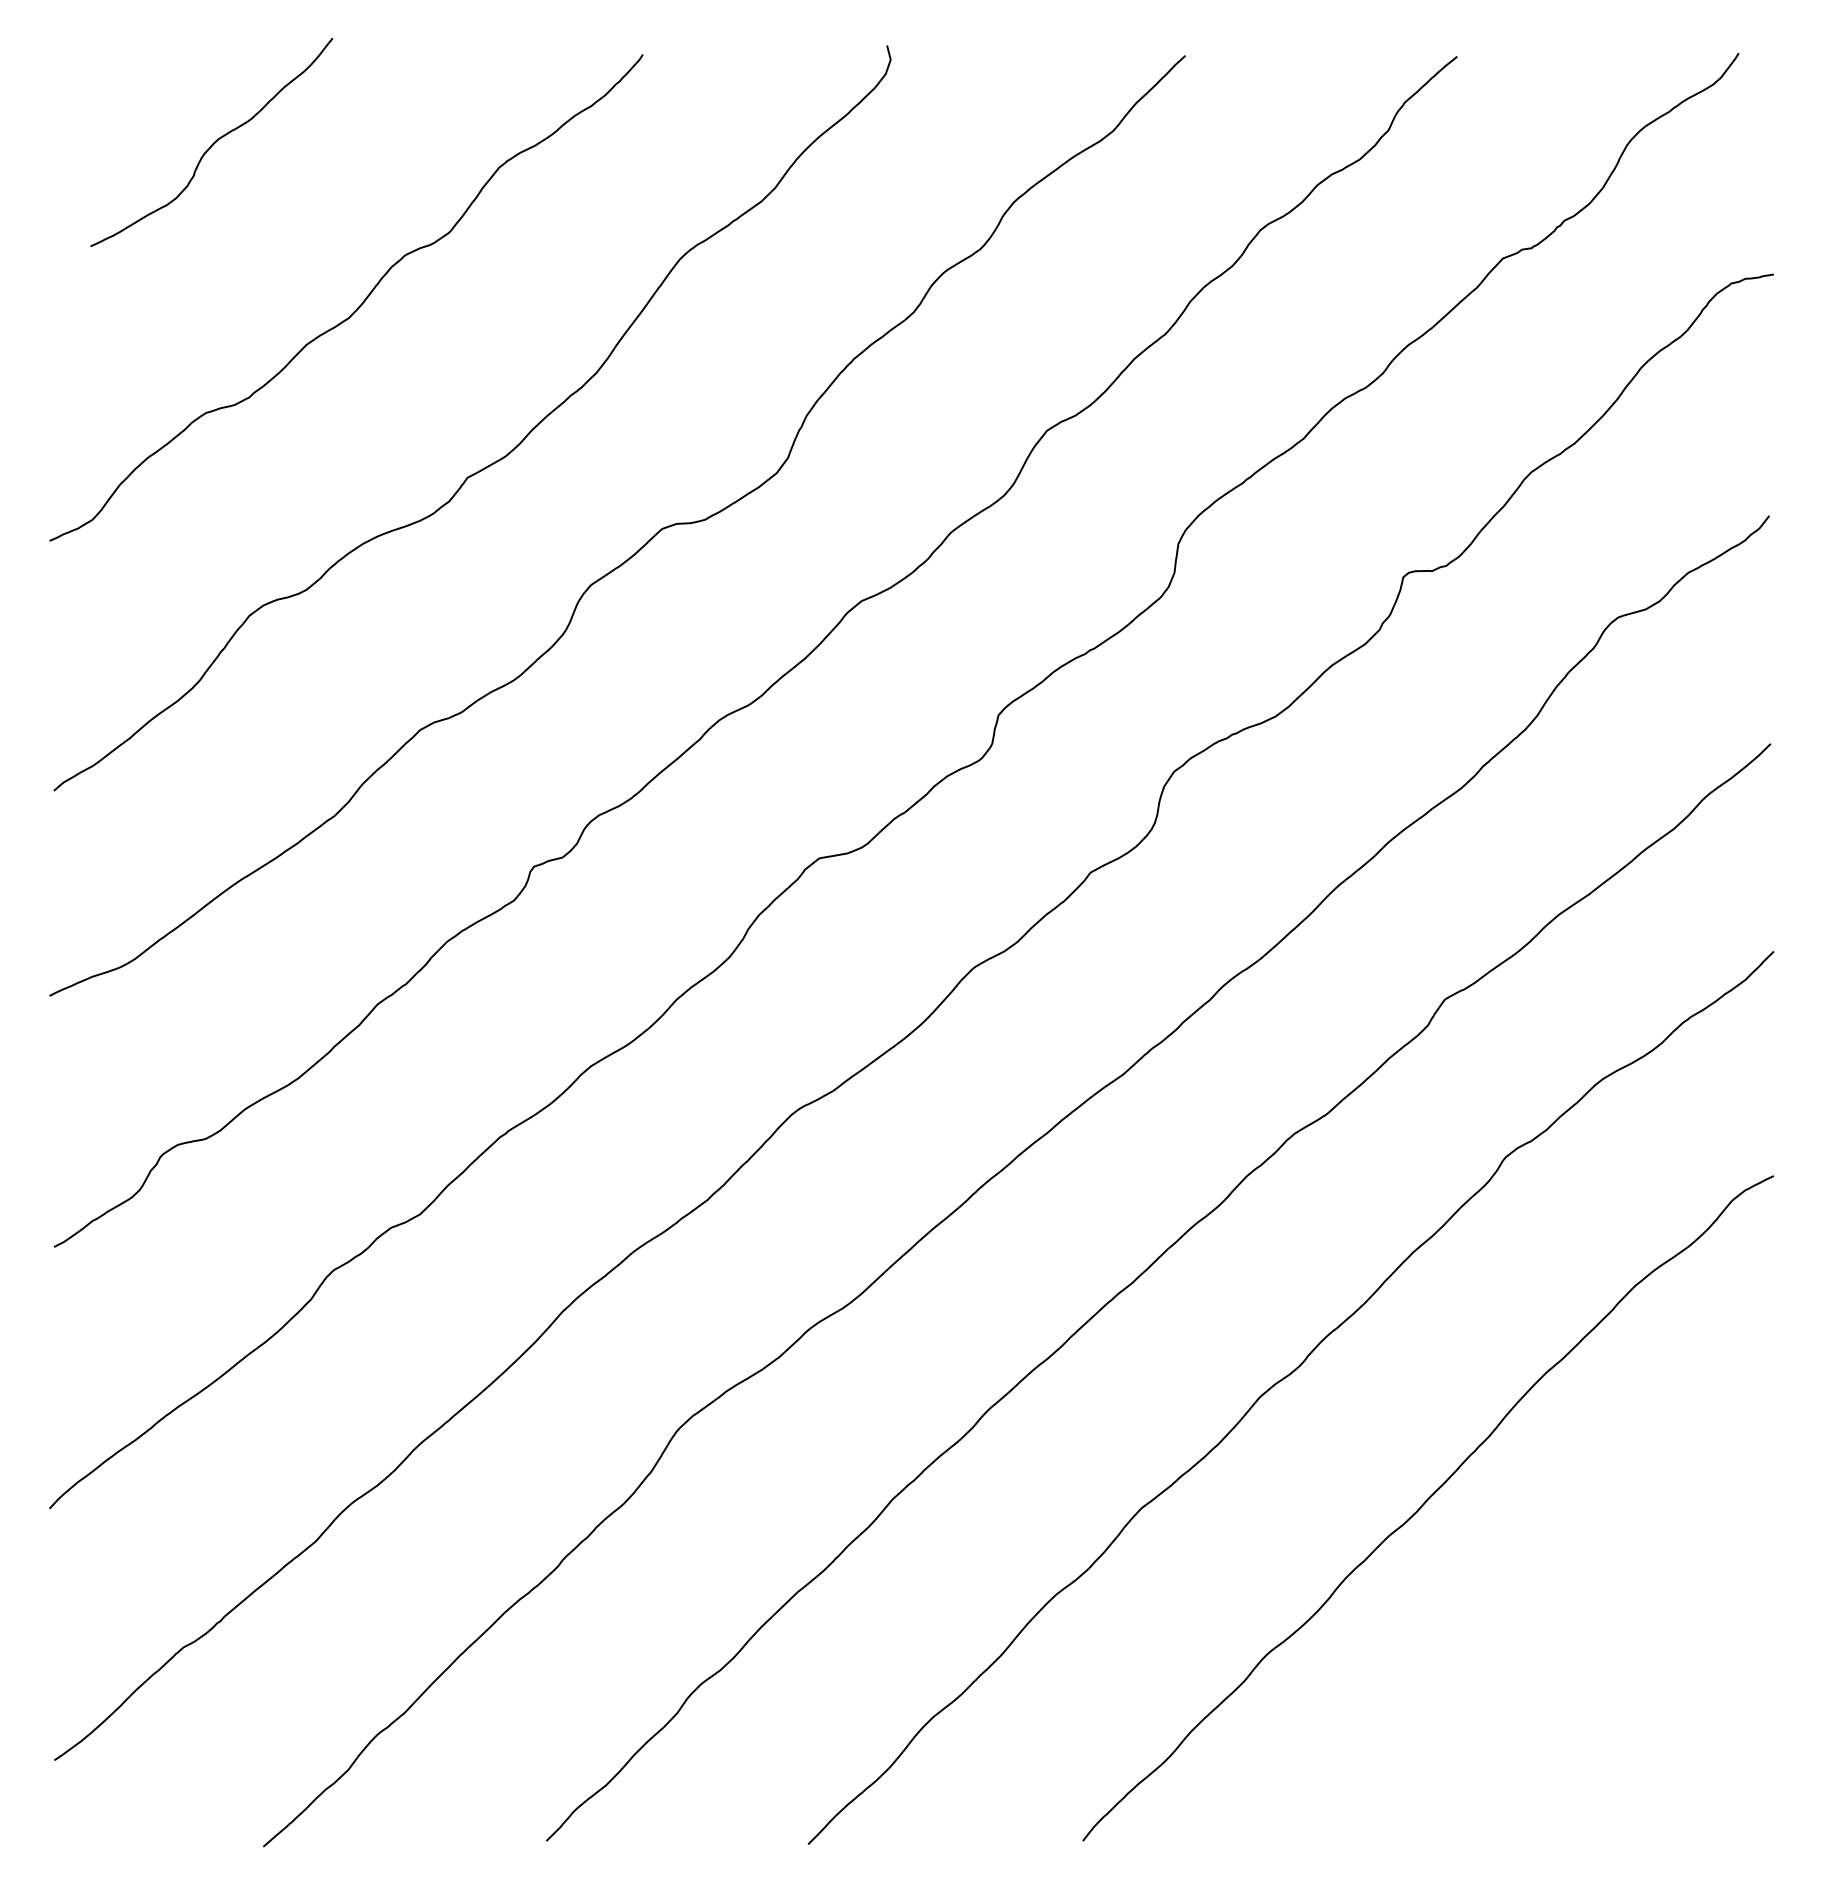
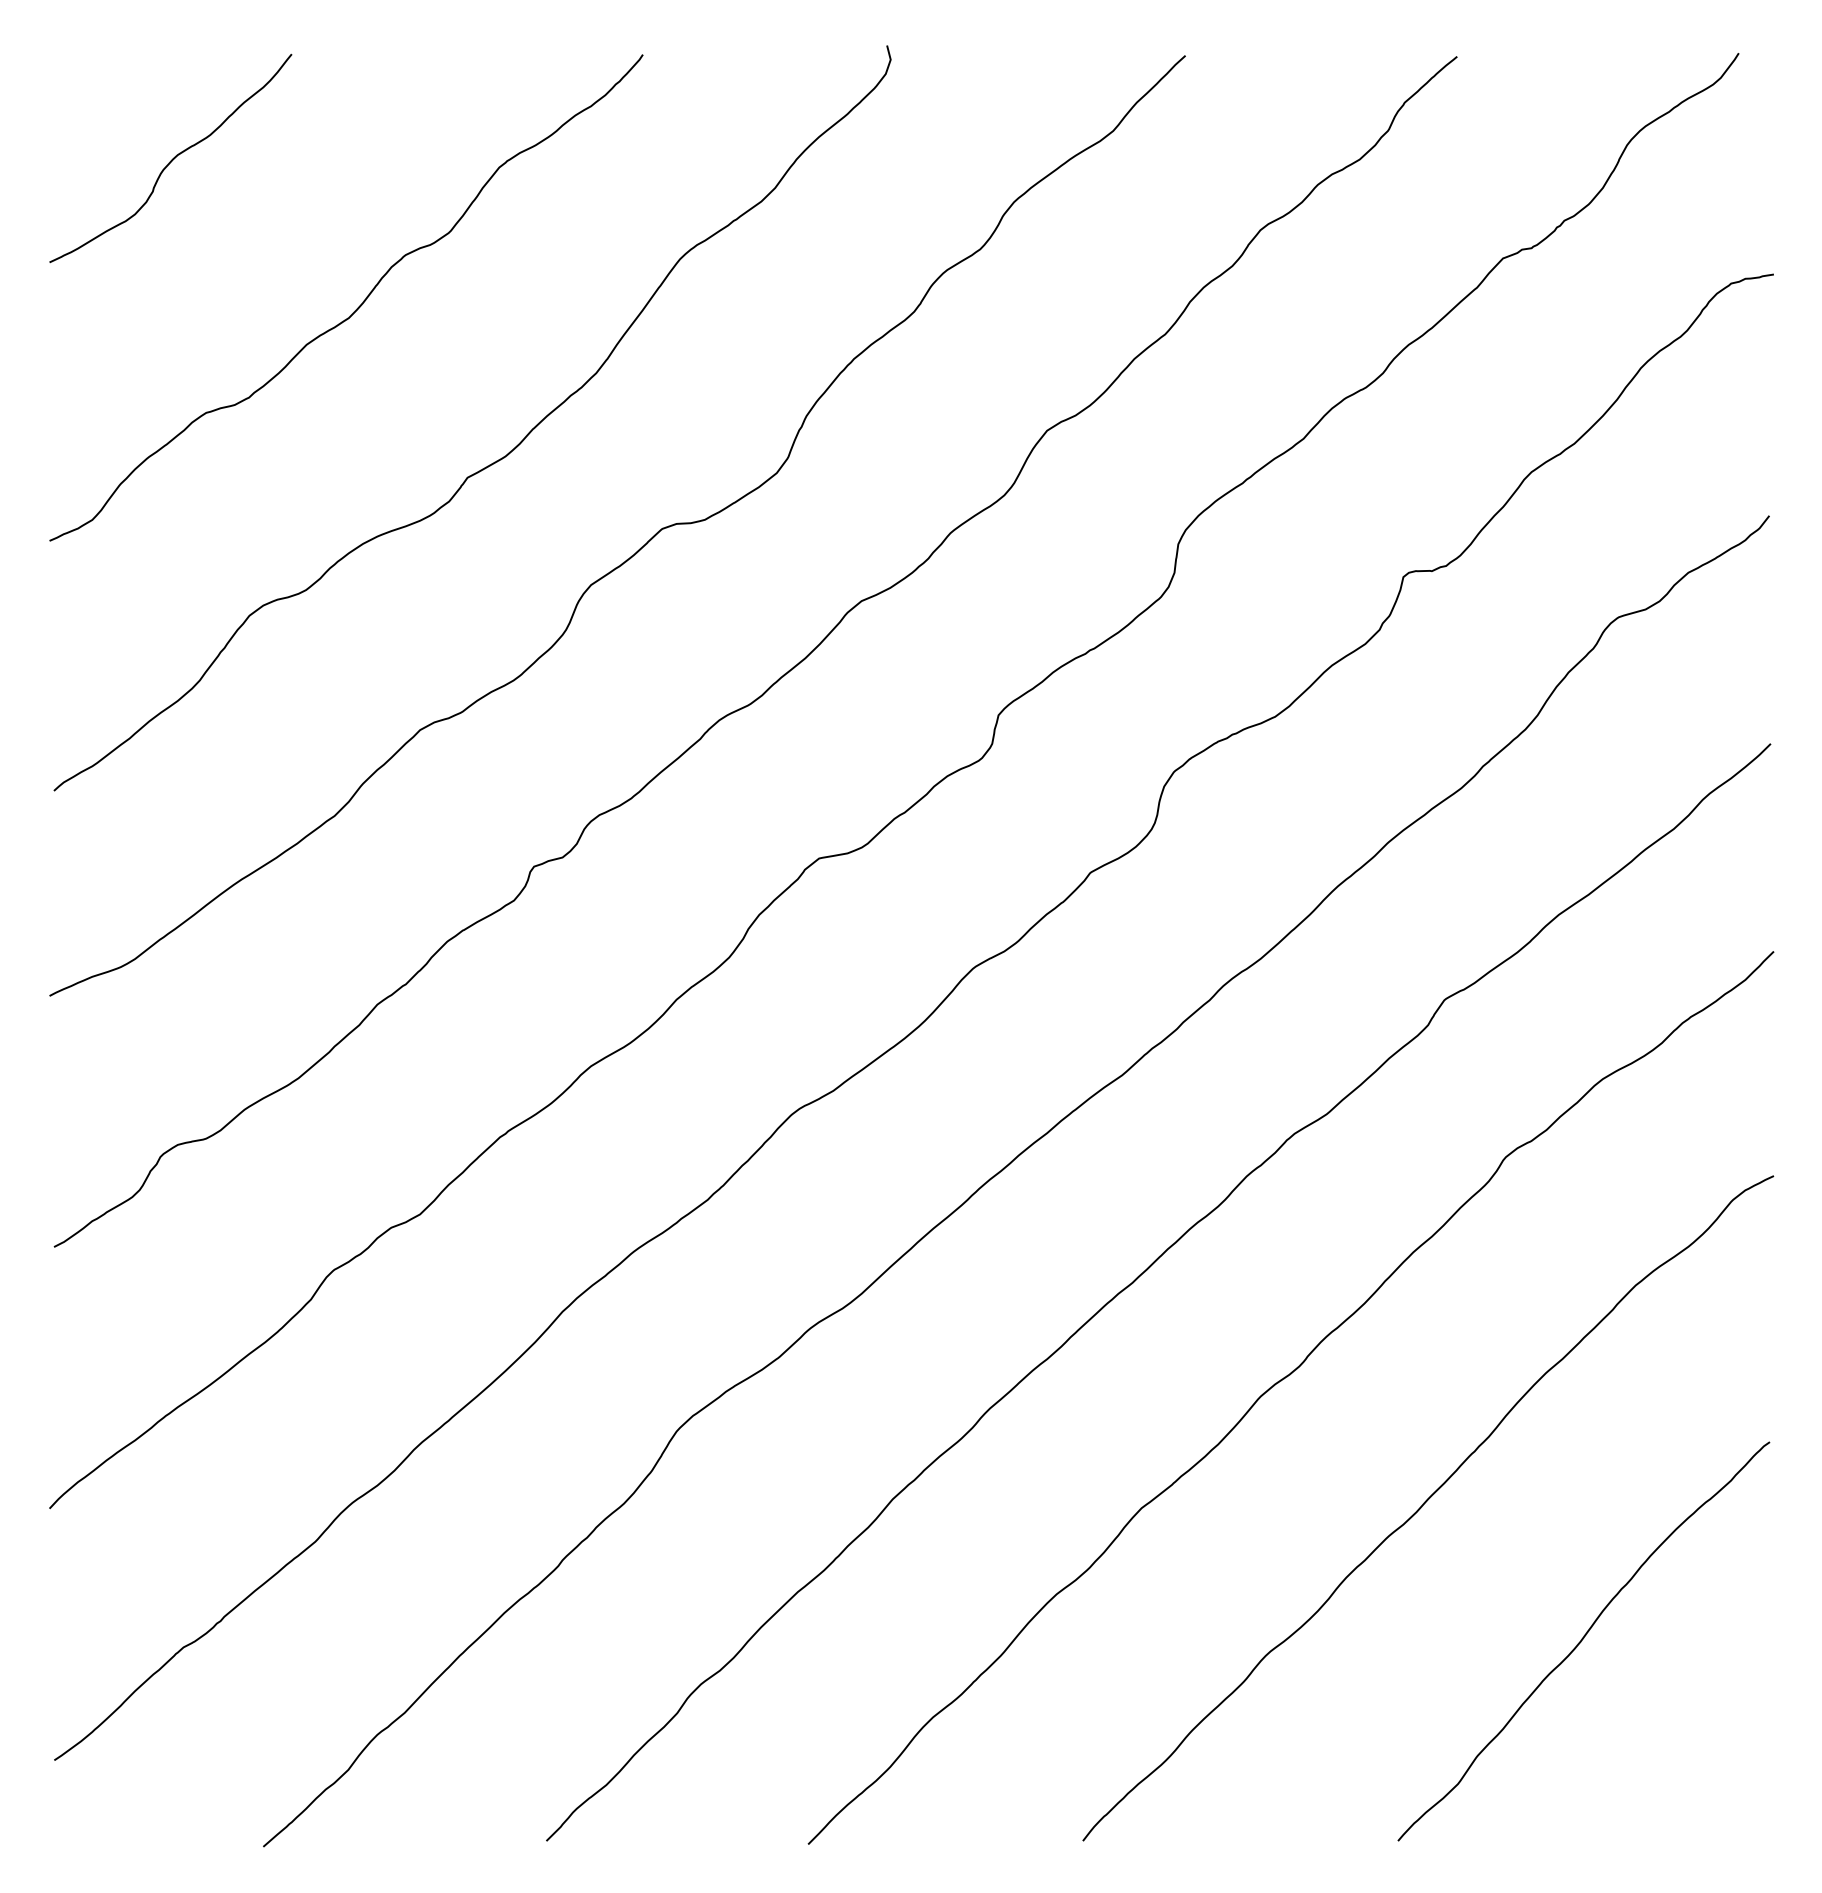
curve position: (212, 143) -> (171, 159) (171, 159)
curve: none -> present (1582, 1640)
